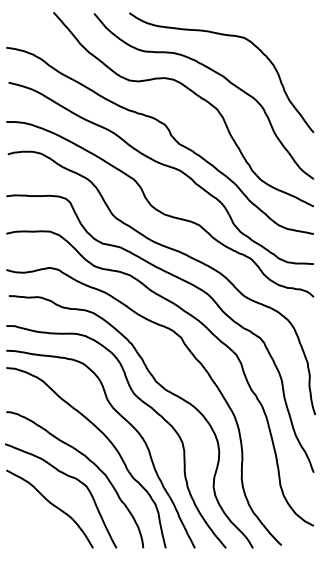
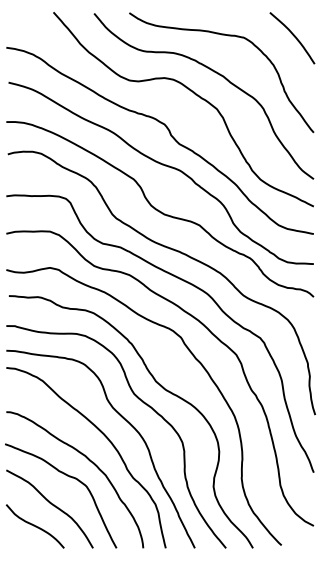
curve: none -> present (293, 36)
curve: none -> present (34, 526)
